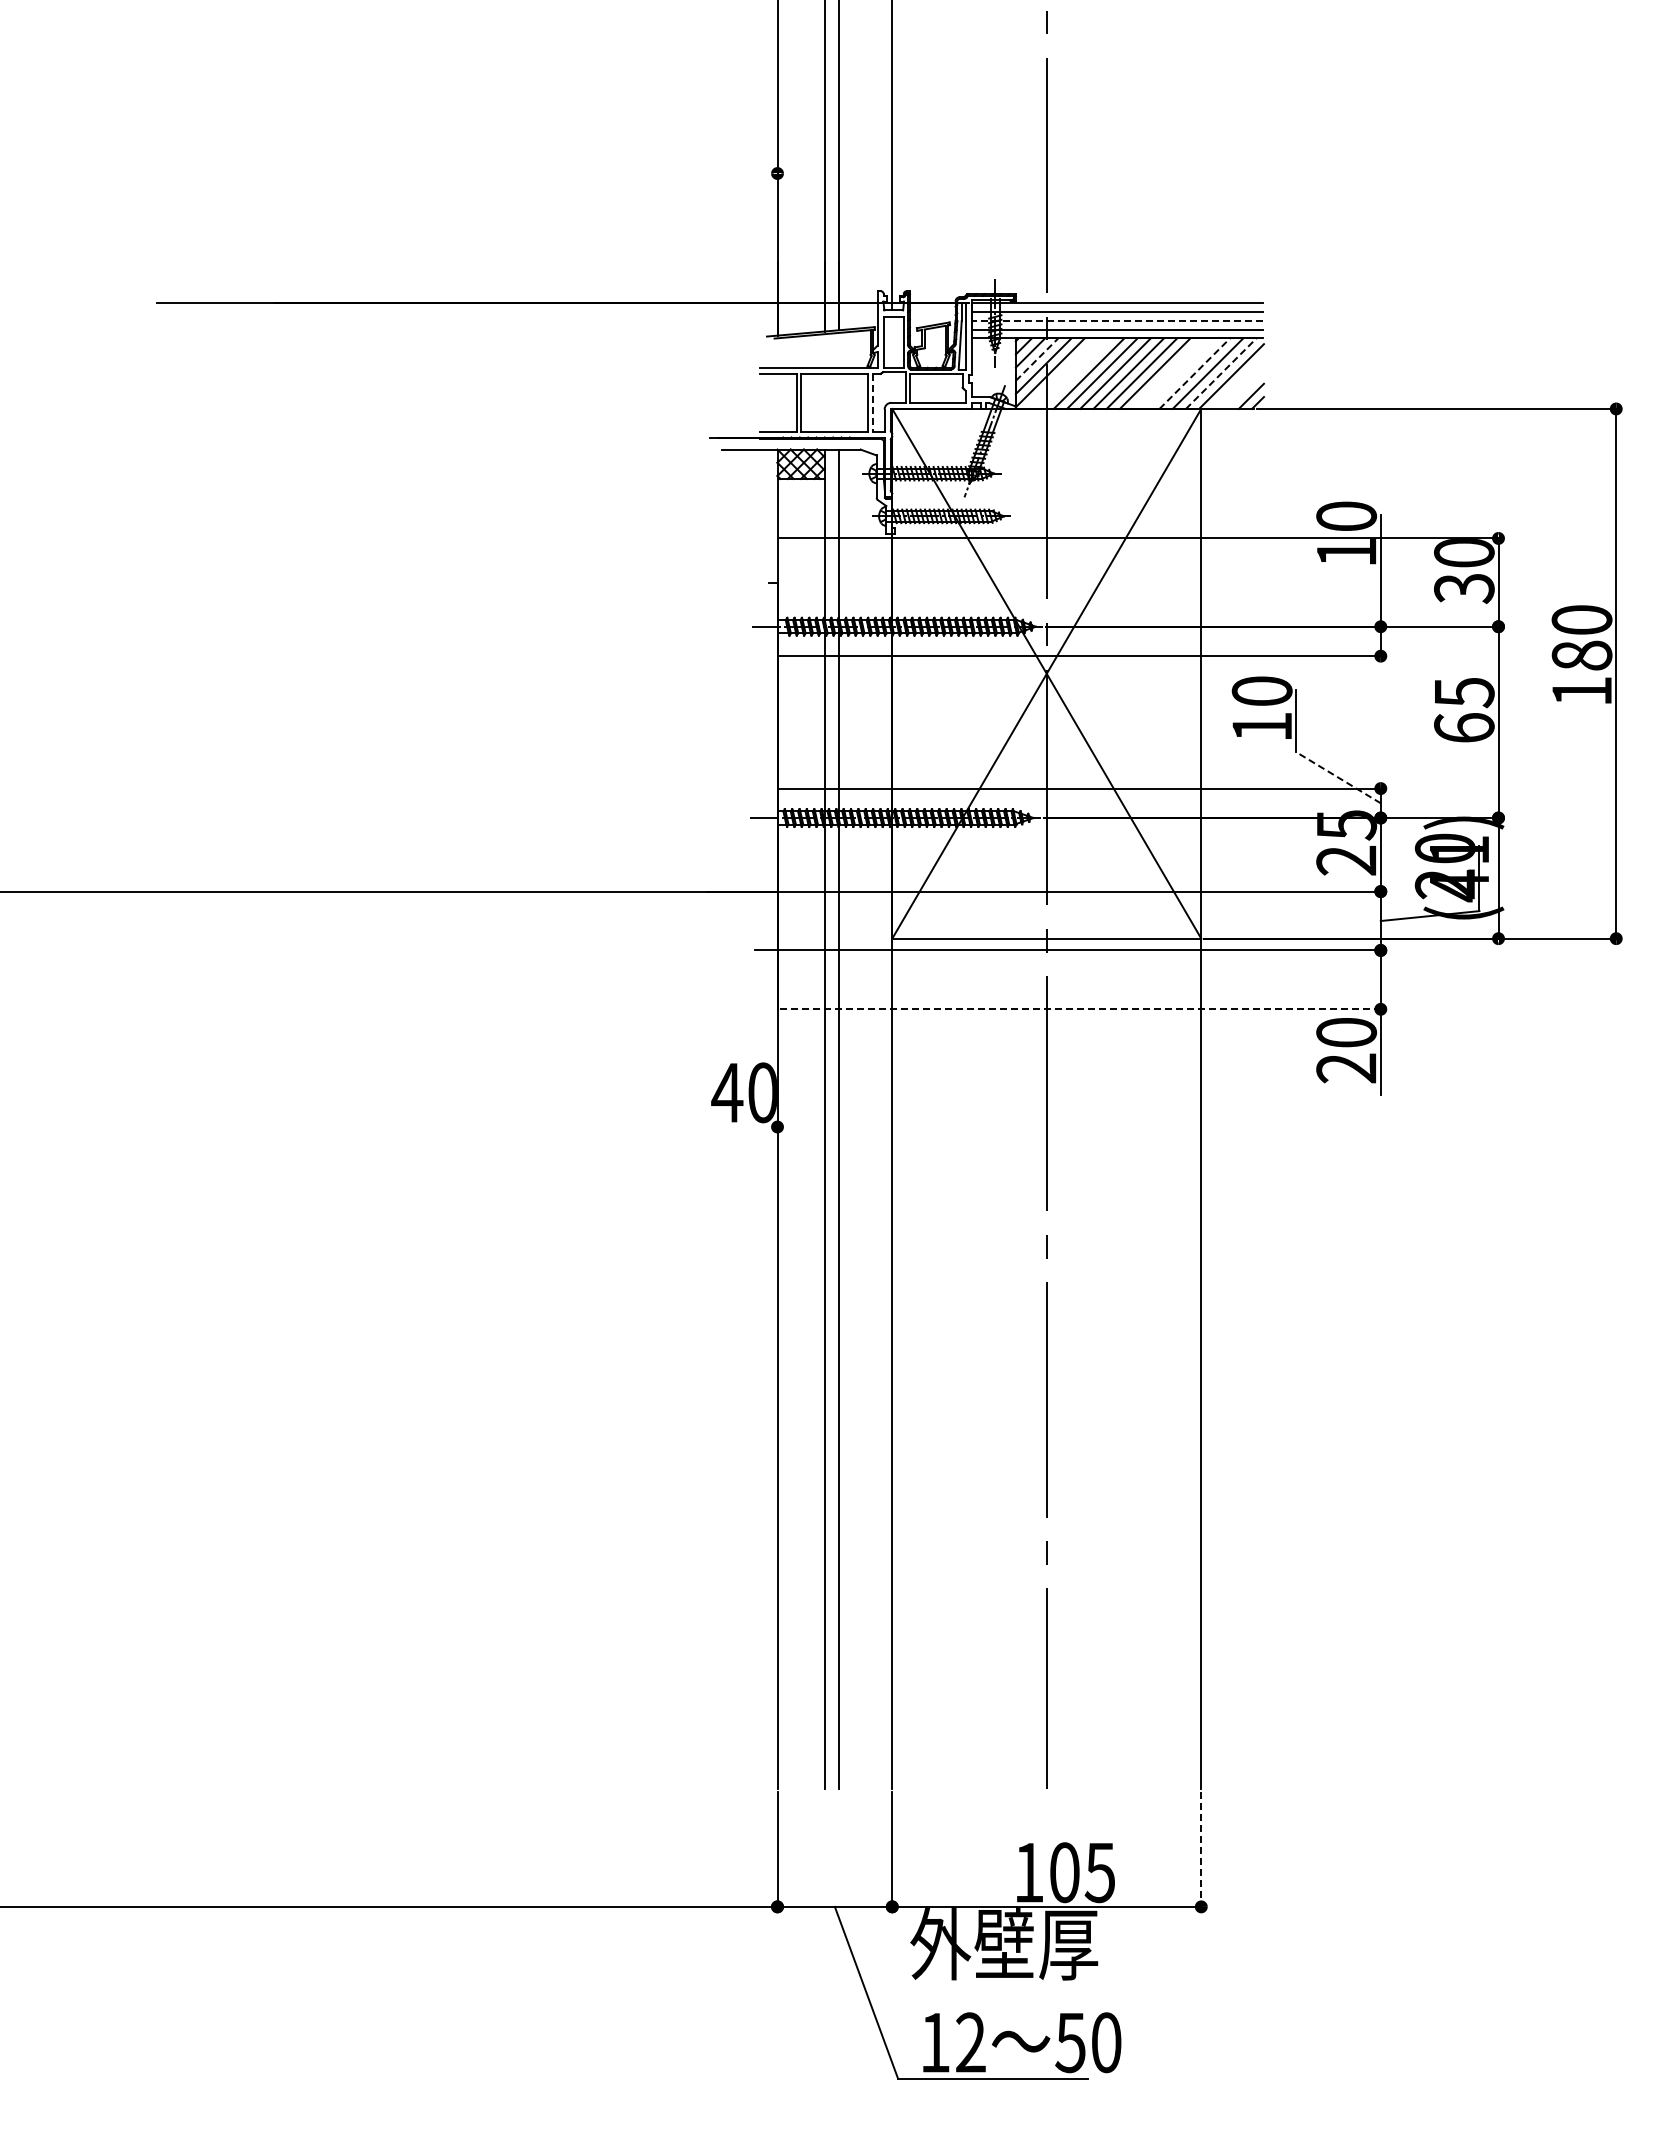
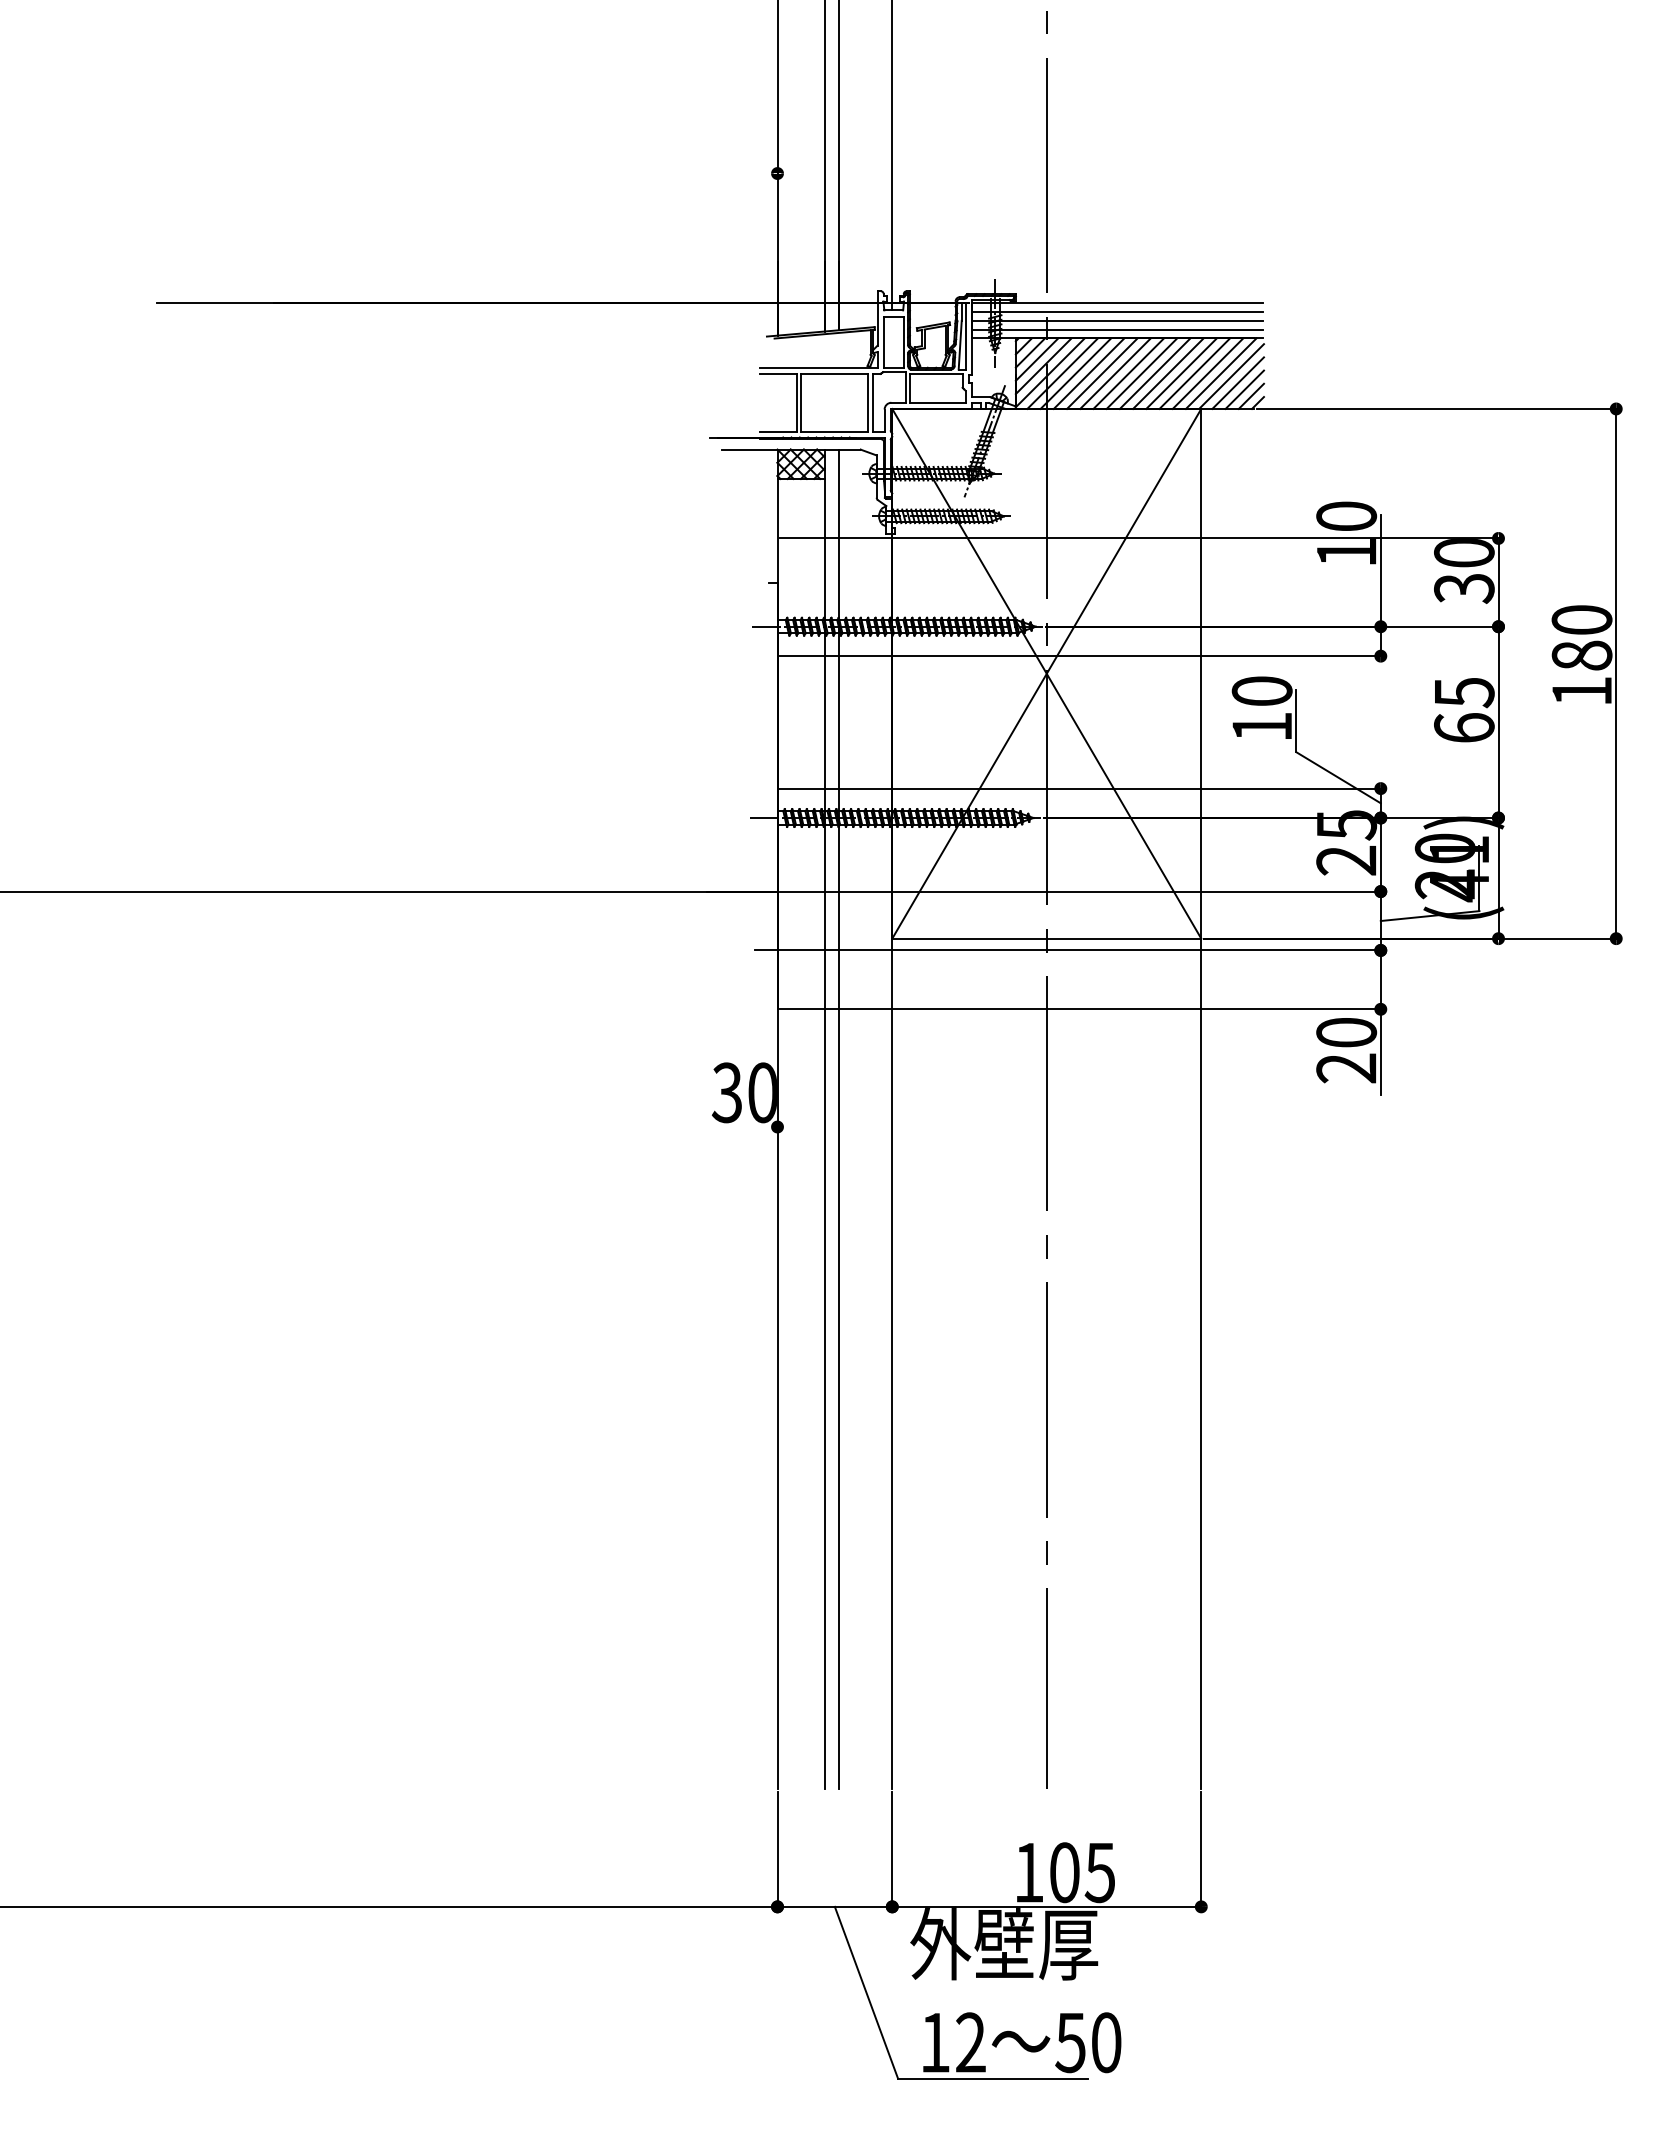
line: dashed -> solid (1117, 320)
line: dashed -> solid (1037, 359)
line: none -> present (1062, 373)
line: none -> present (1075, 373)
line: none -> present (1168, 373)
line: none -> present (1181, 373)
line: dashed -> solid (1194, 373)
line: dashed -> solid (1221, 373)
line: none -> present (1238, 382)
line: none -> present (1244, 389)
line: dashed -> solid (872, 403)
line: dashed -> solid (1338, 777)
line: dashed -> solid (1082, 1009)
text: 40 -> 30 (727, 1092)
line: dashed -> solid (1201, 1850)
